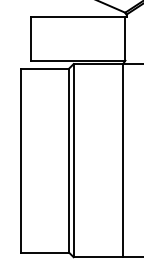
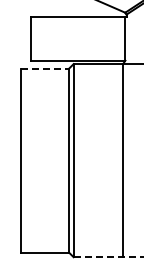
line: solid -> dashed (45, 68)
line: solid -> dashed (108, 257)
